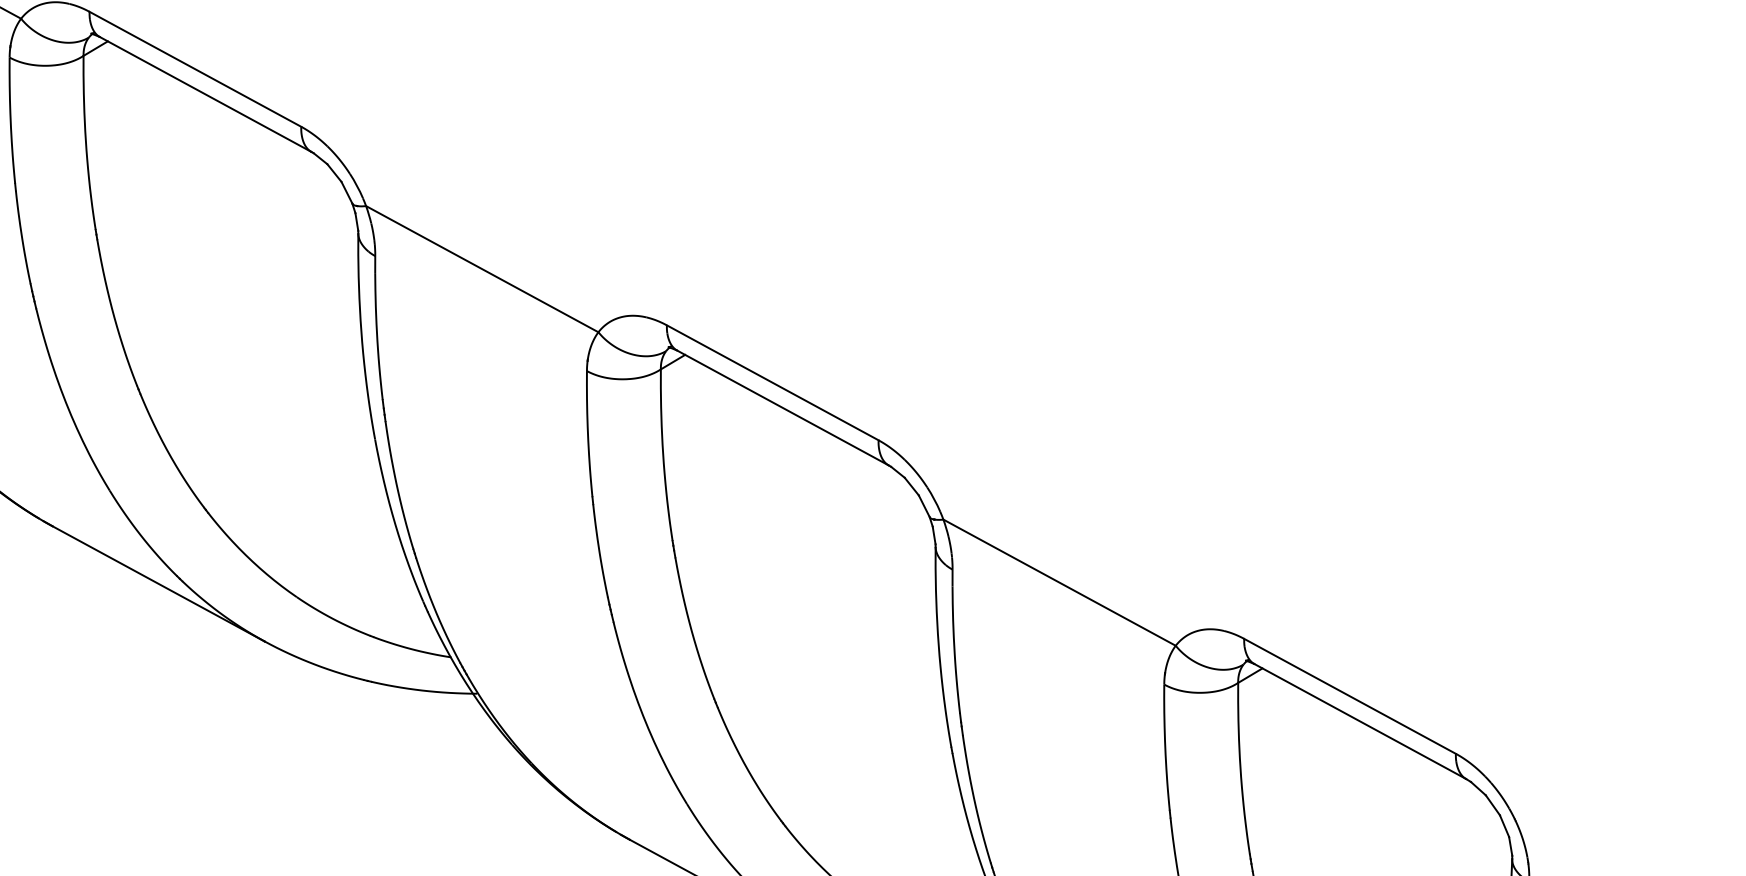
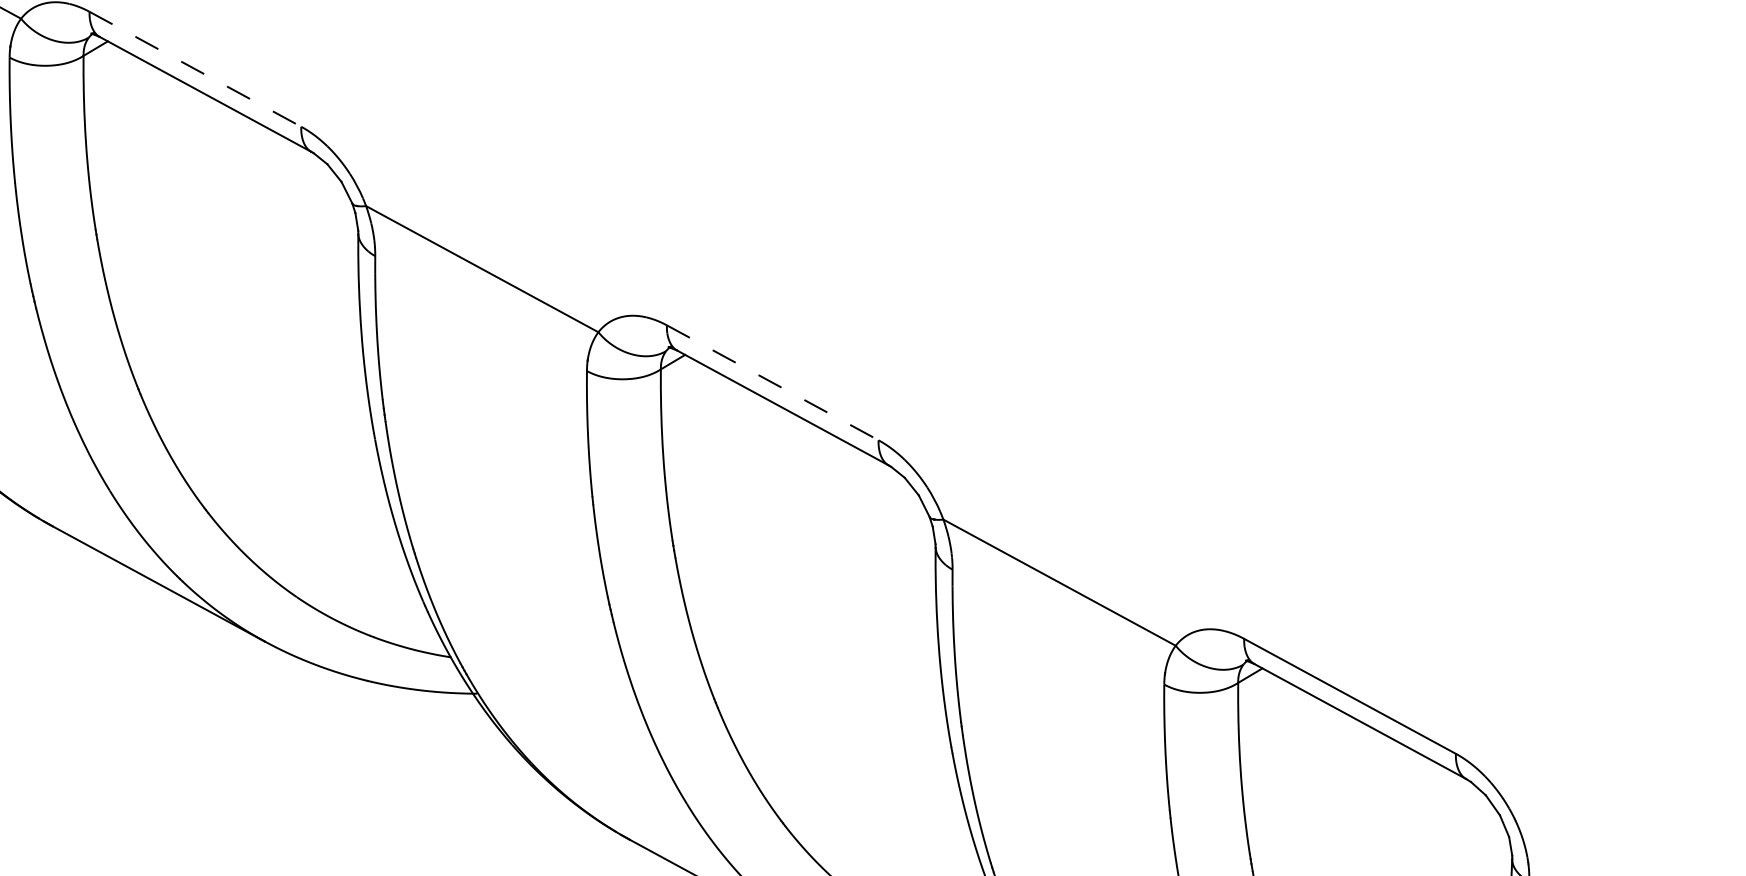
line: solid -> dashed (195, 69)
line: solid -> dashed (773, 383)
